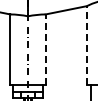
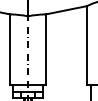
line: dashed -> solid (86, 45)
line: dashed -> solid (45, 49)
